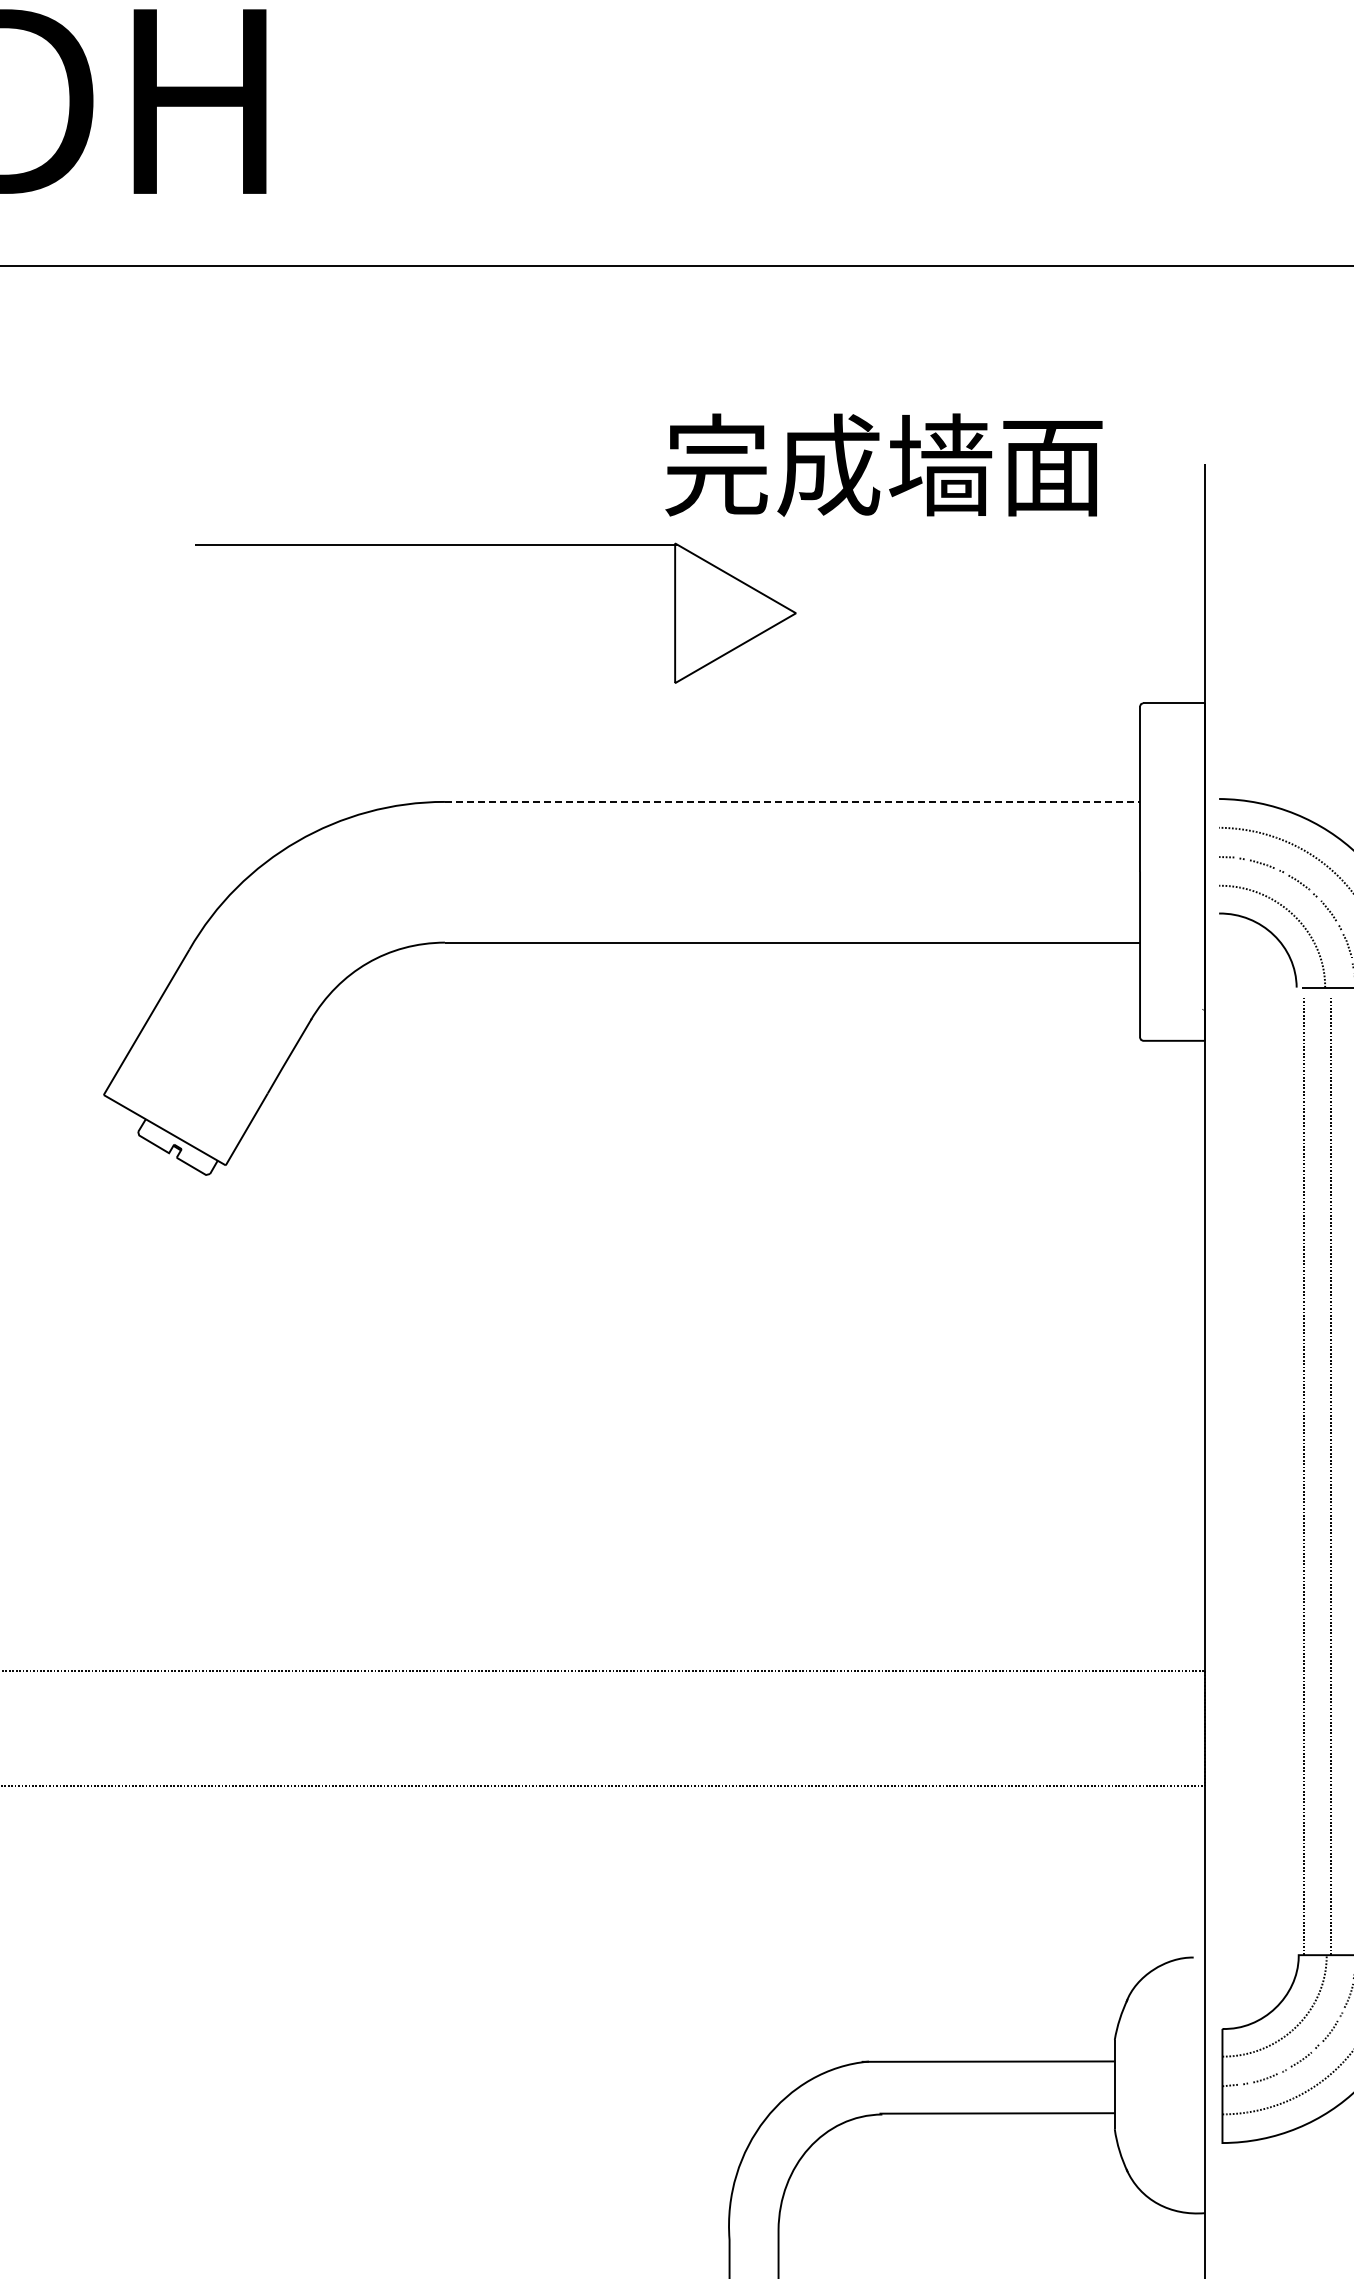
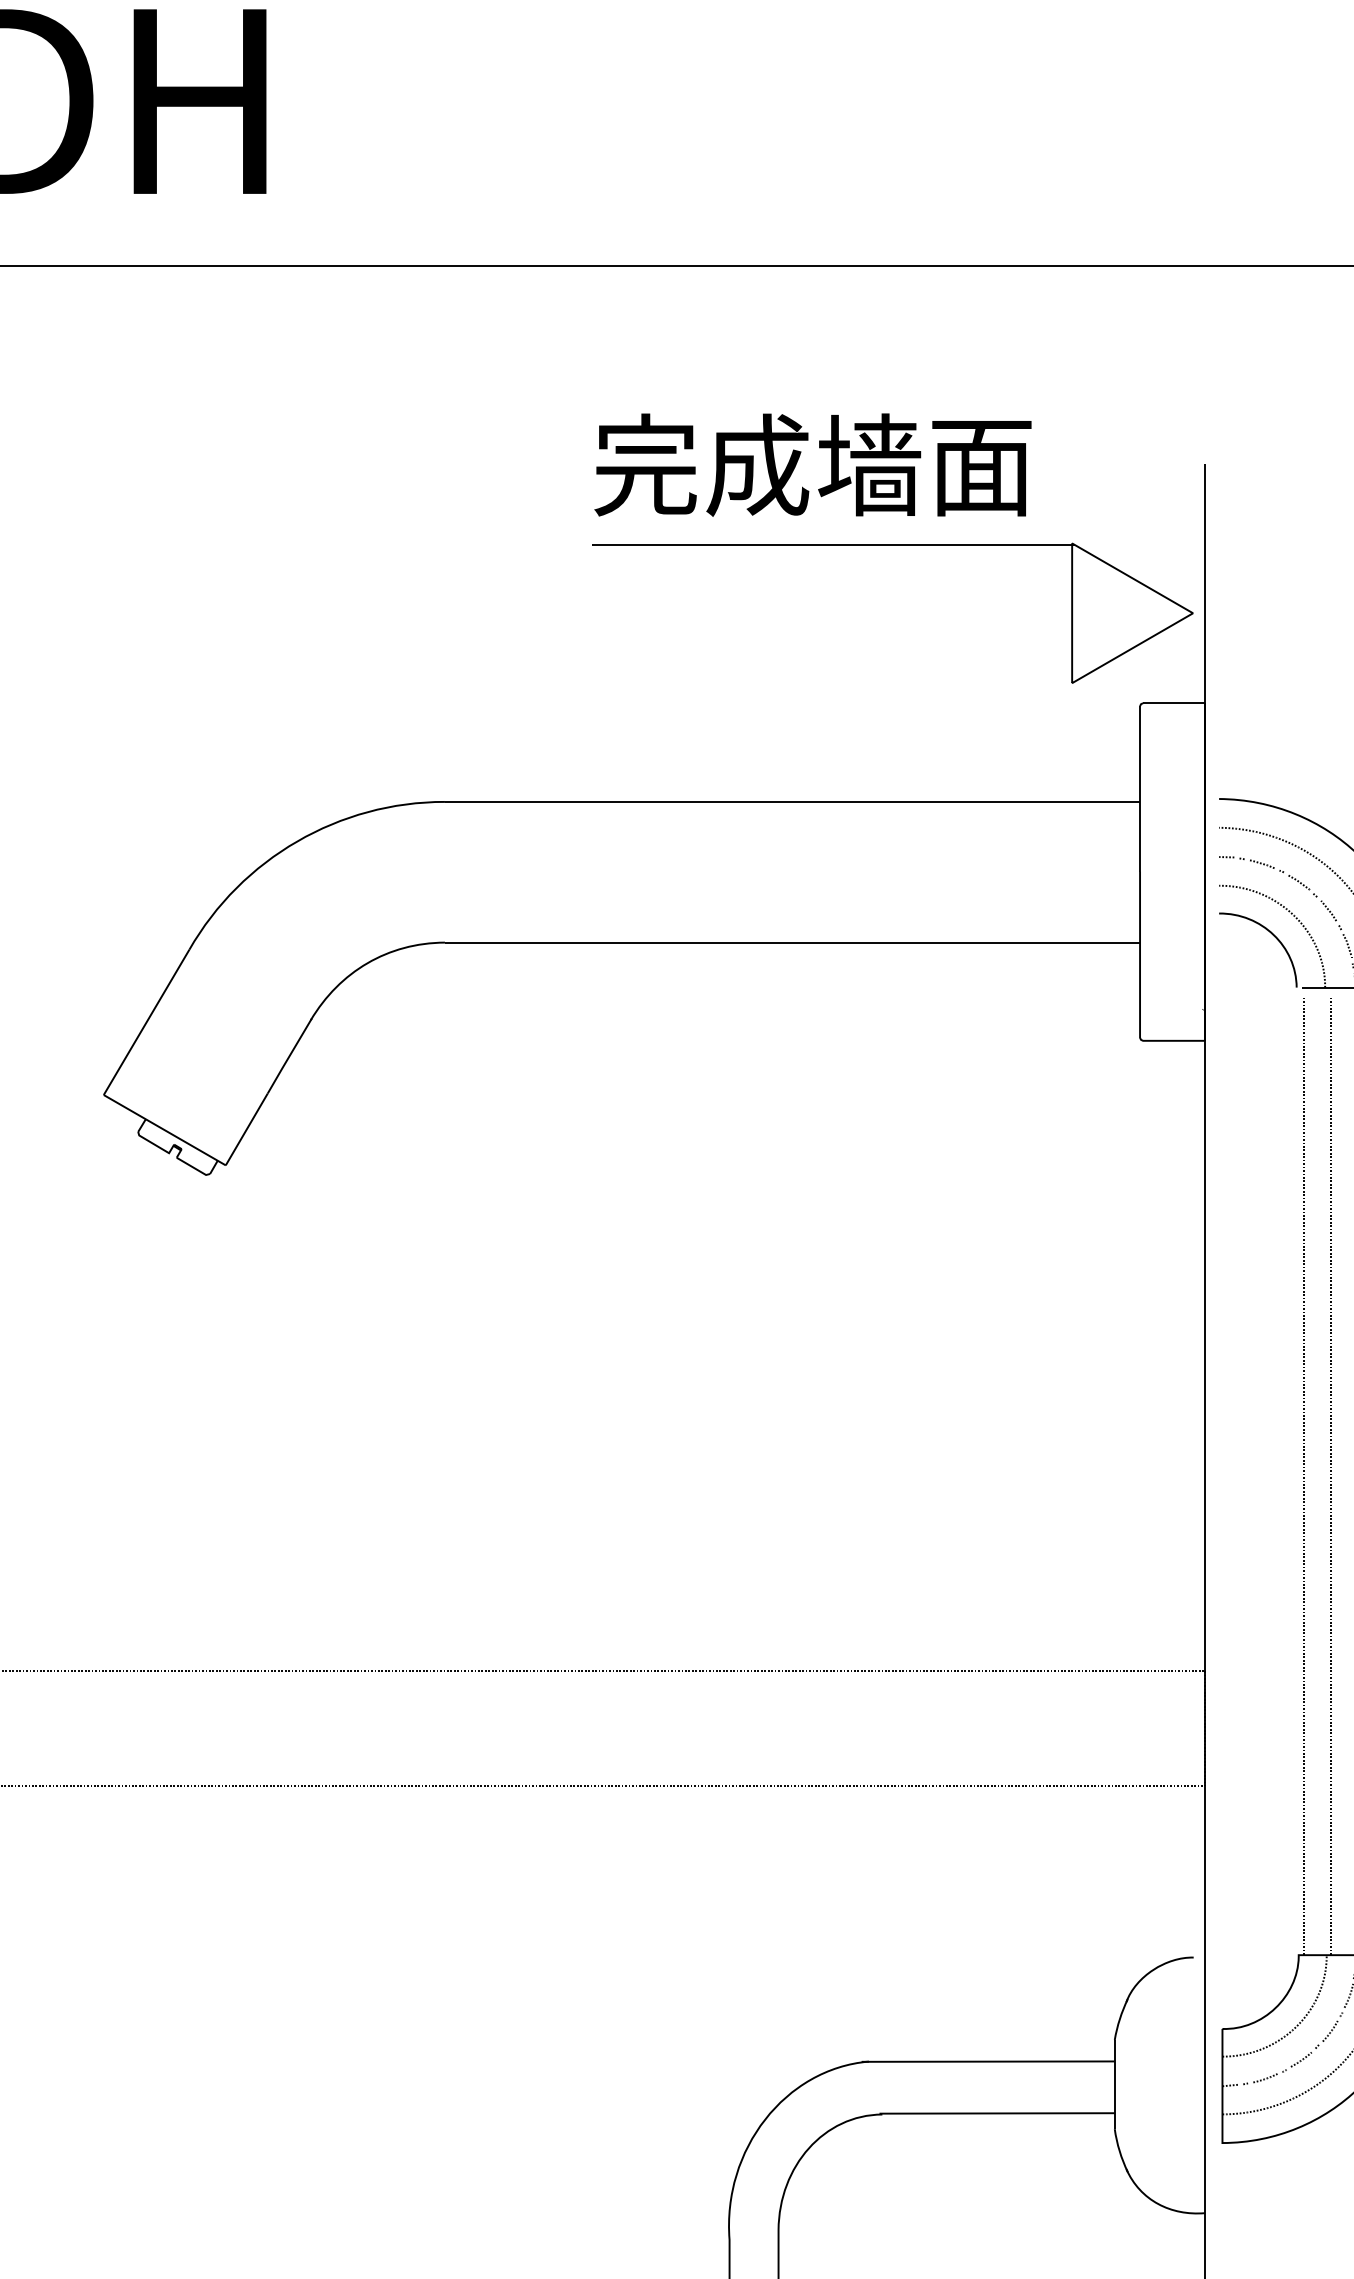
text position: (883, 464) -> (812, 464) (812, 464)
part position: (495, 545) -> (892, 545) (892, 545)
line: dashed -> solid (792, 801)
